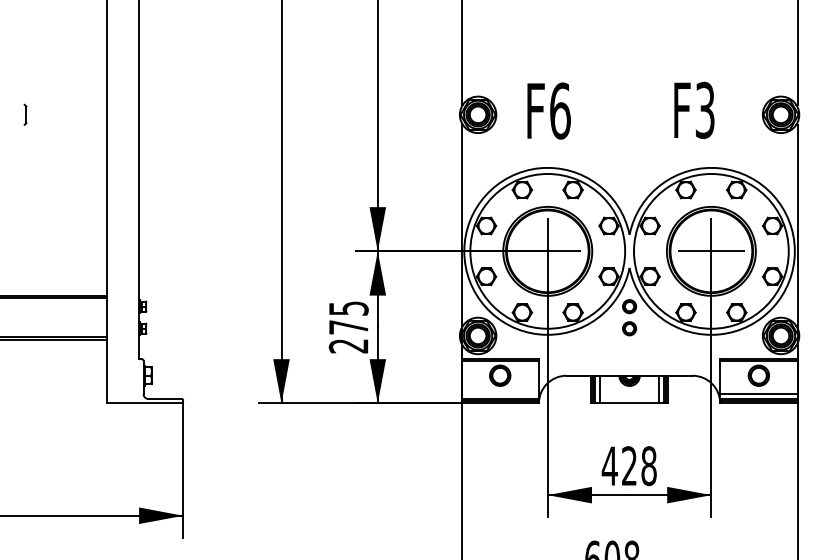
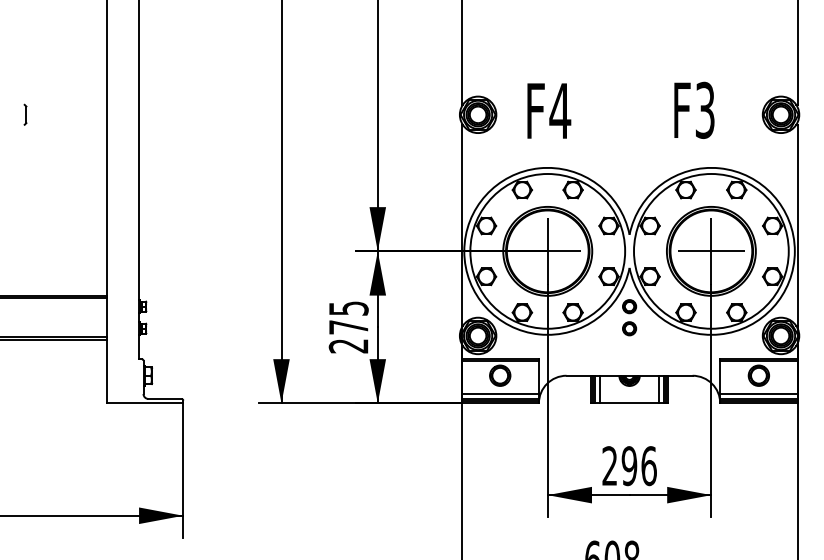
text: F6 -> F4 (560, 110)
line: none -> present (499, 393)
text: 428 -> 296 (628, 466)
